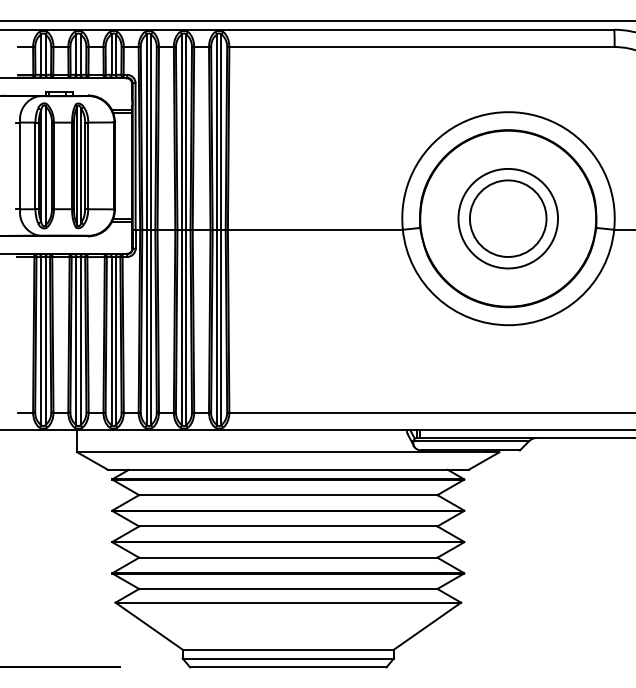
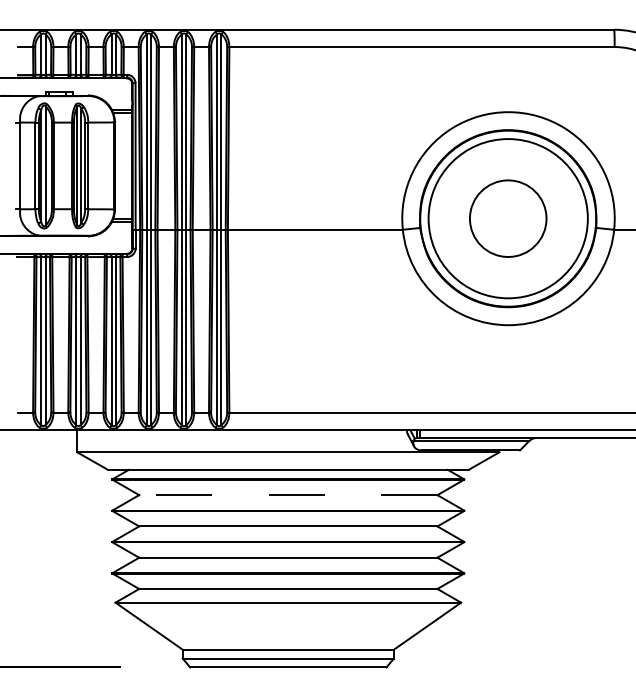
line: present -> none (317, 20)
circle diameter: 100 px -> 159 px (507, 218)
line: solid -> dashed (287, 495)
